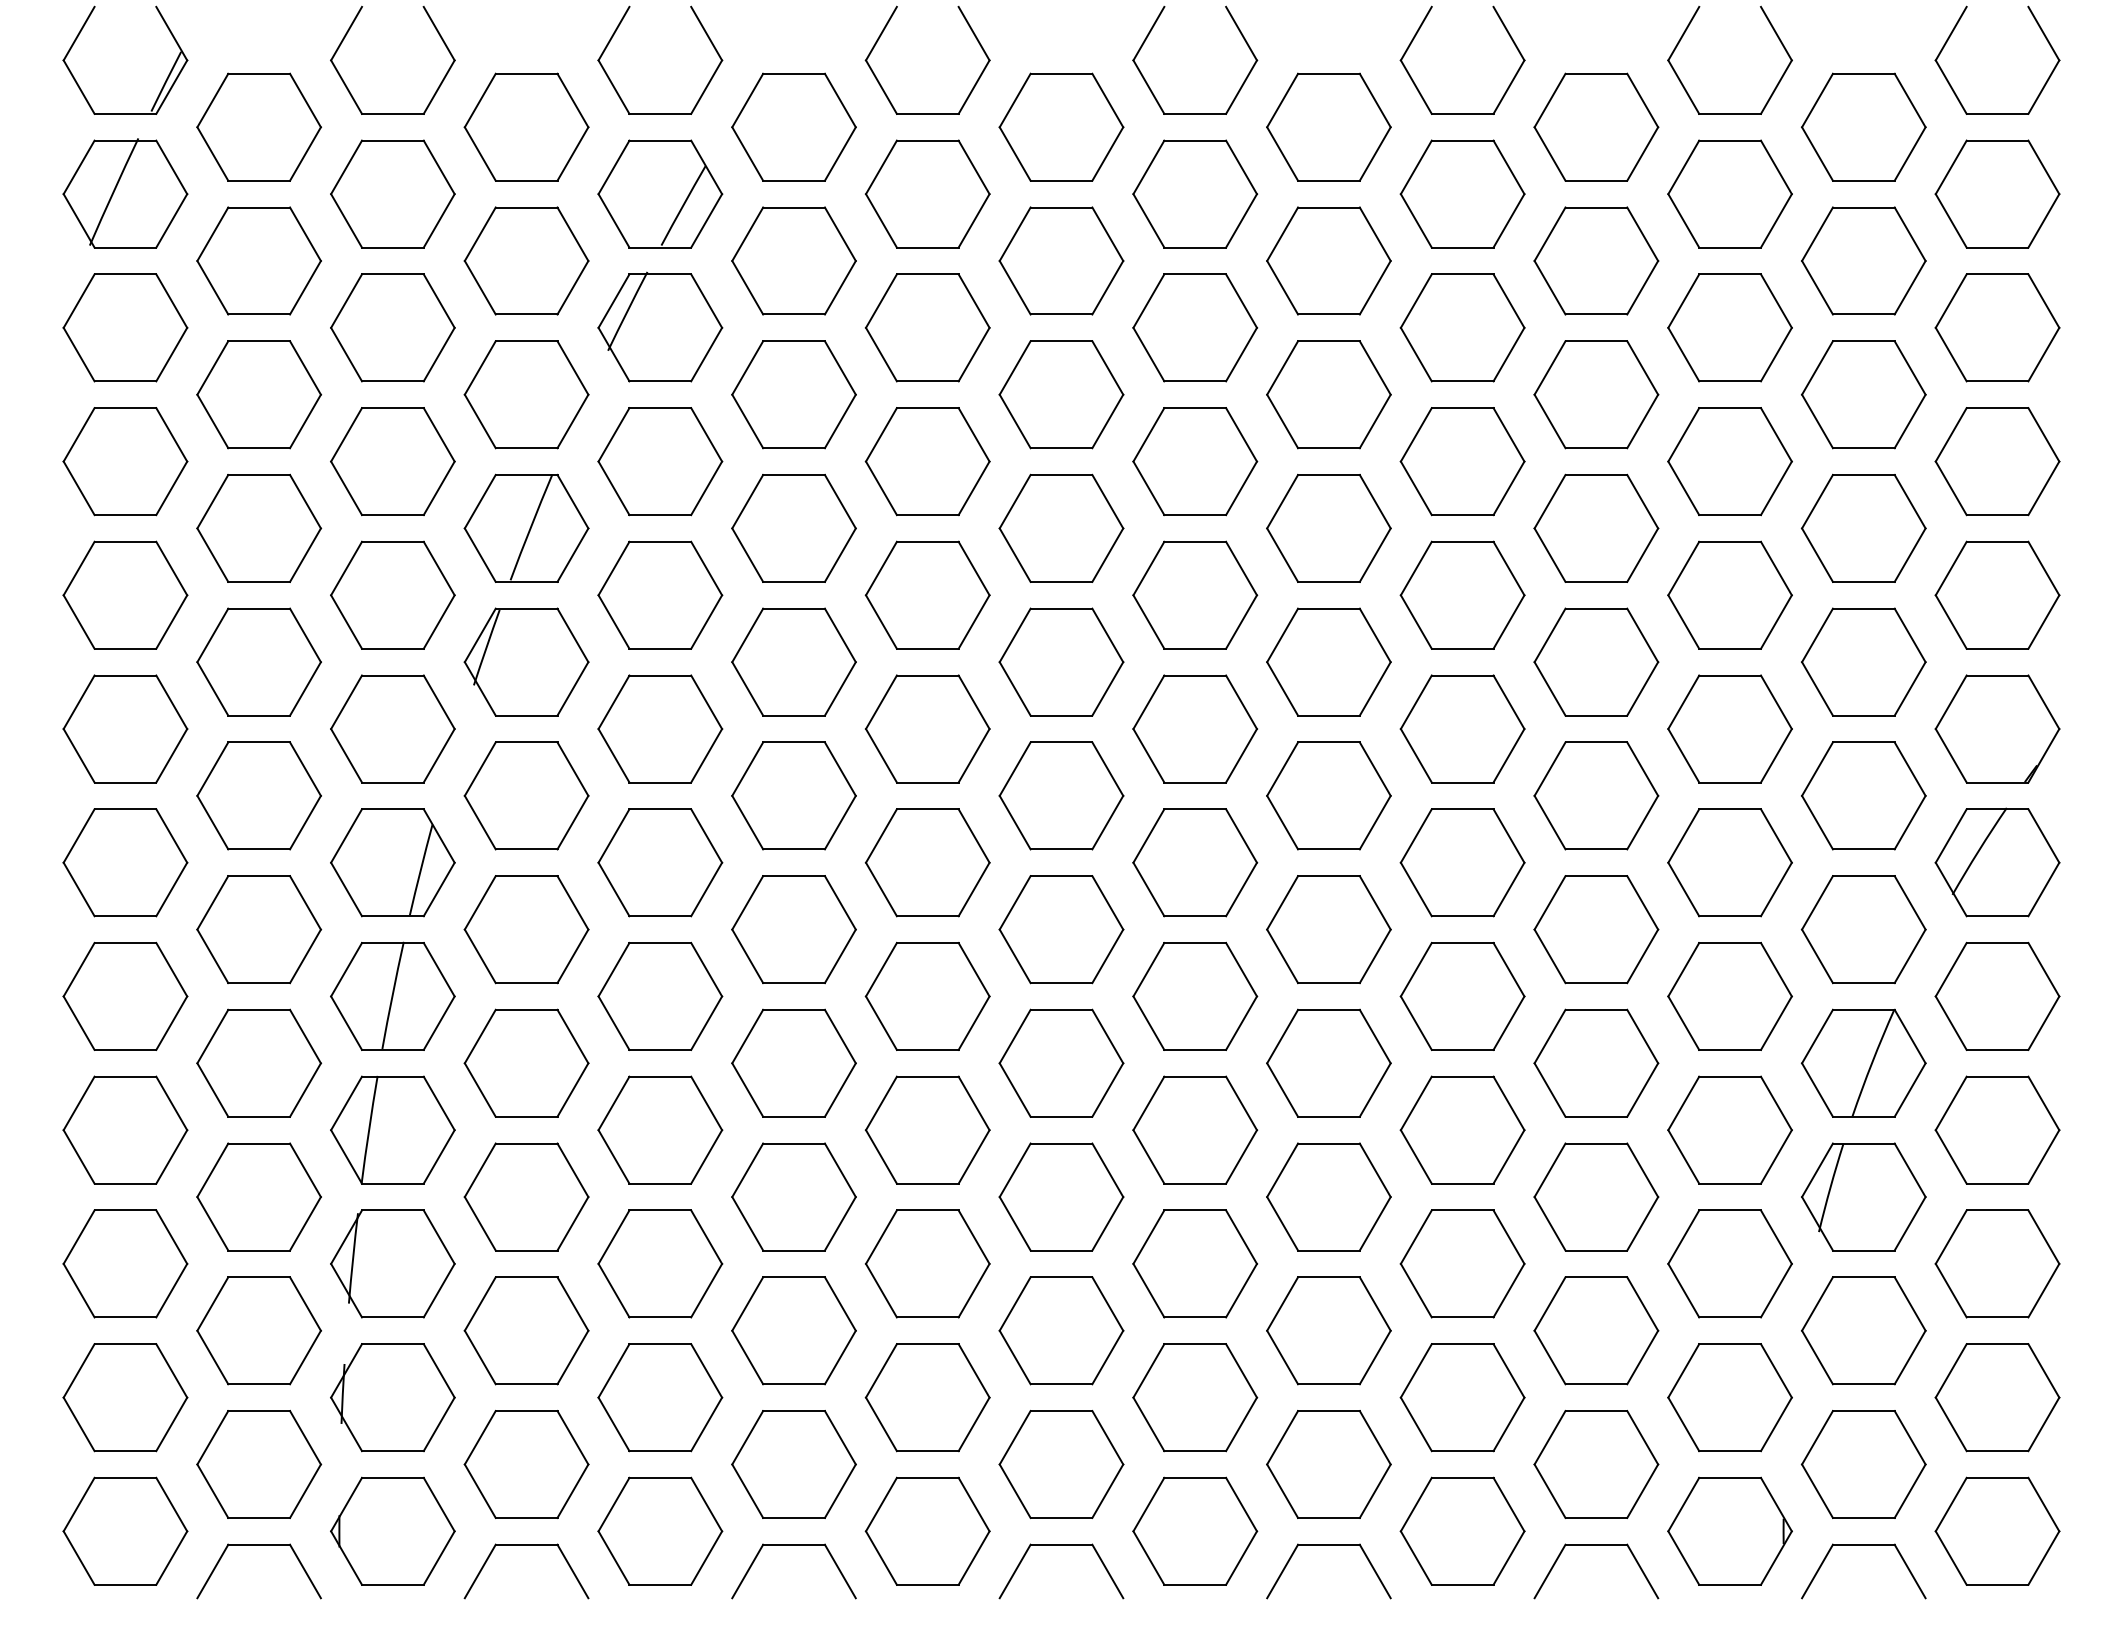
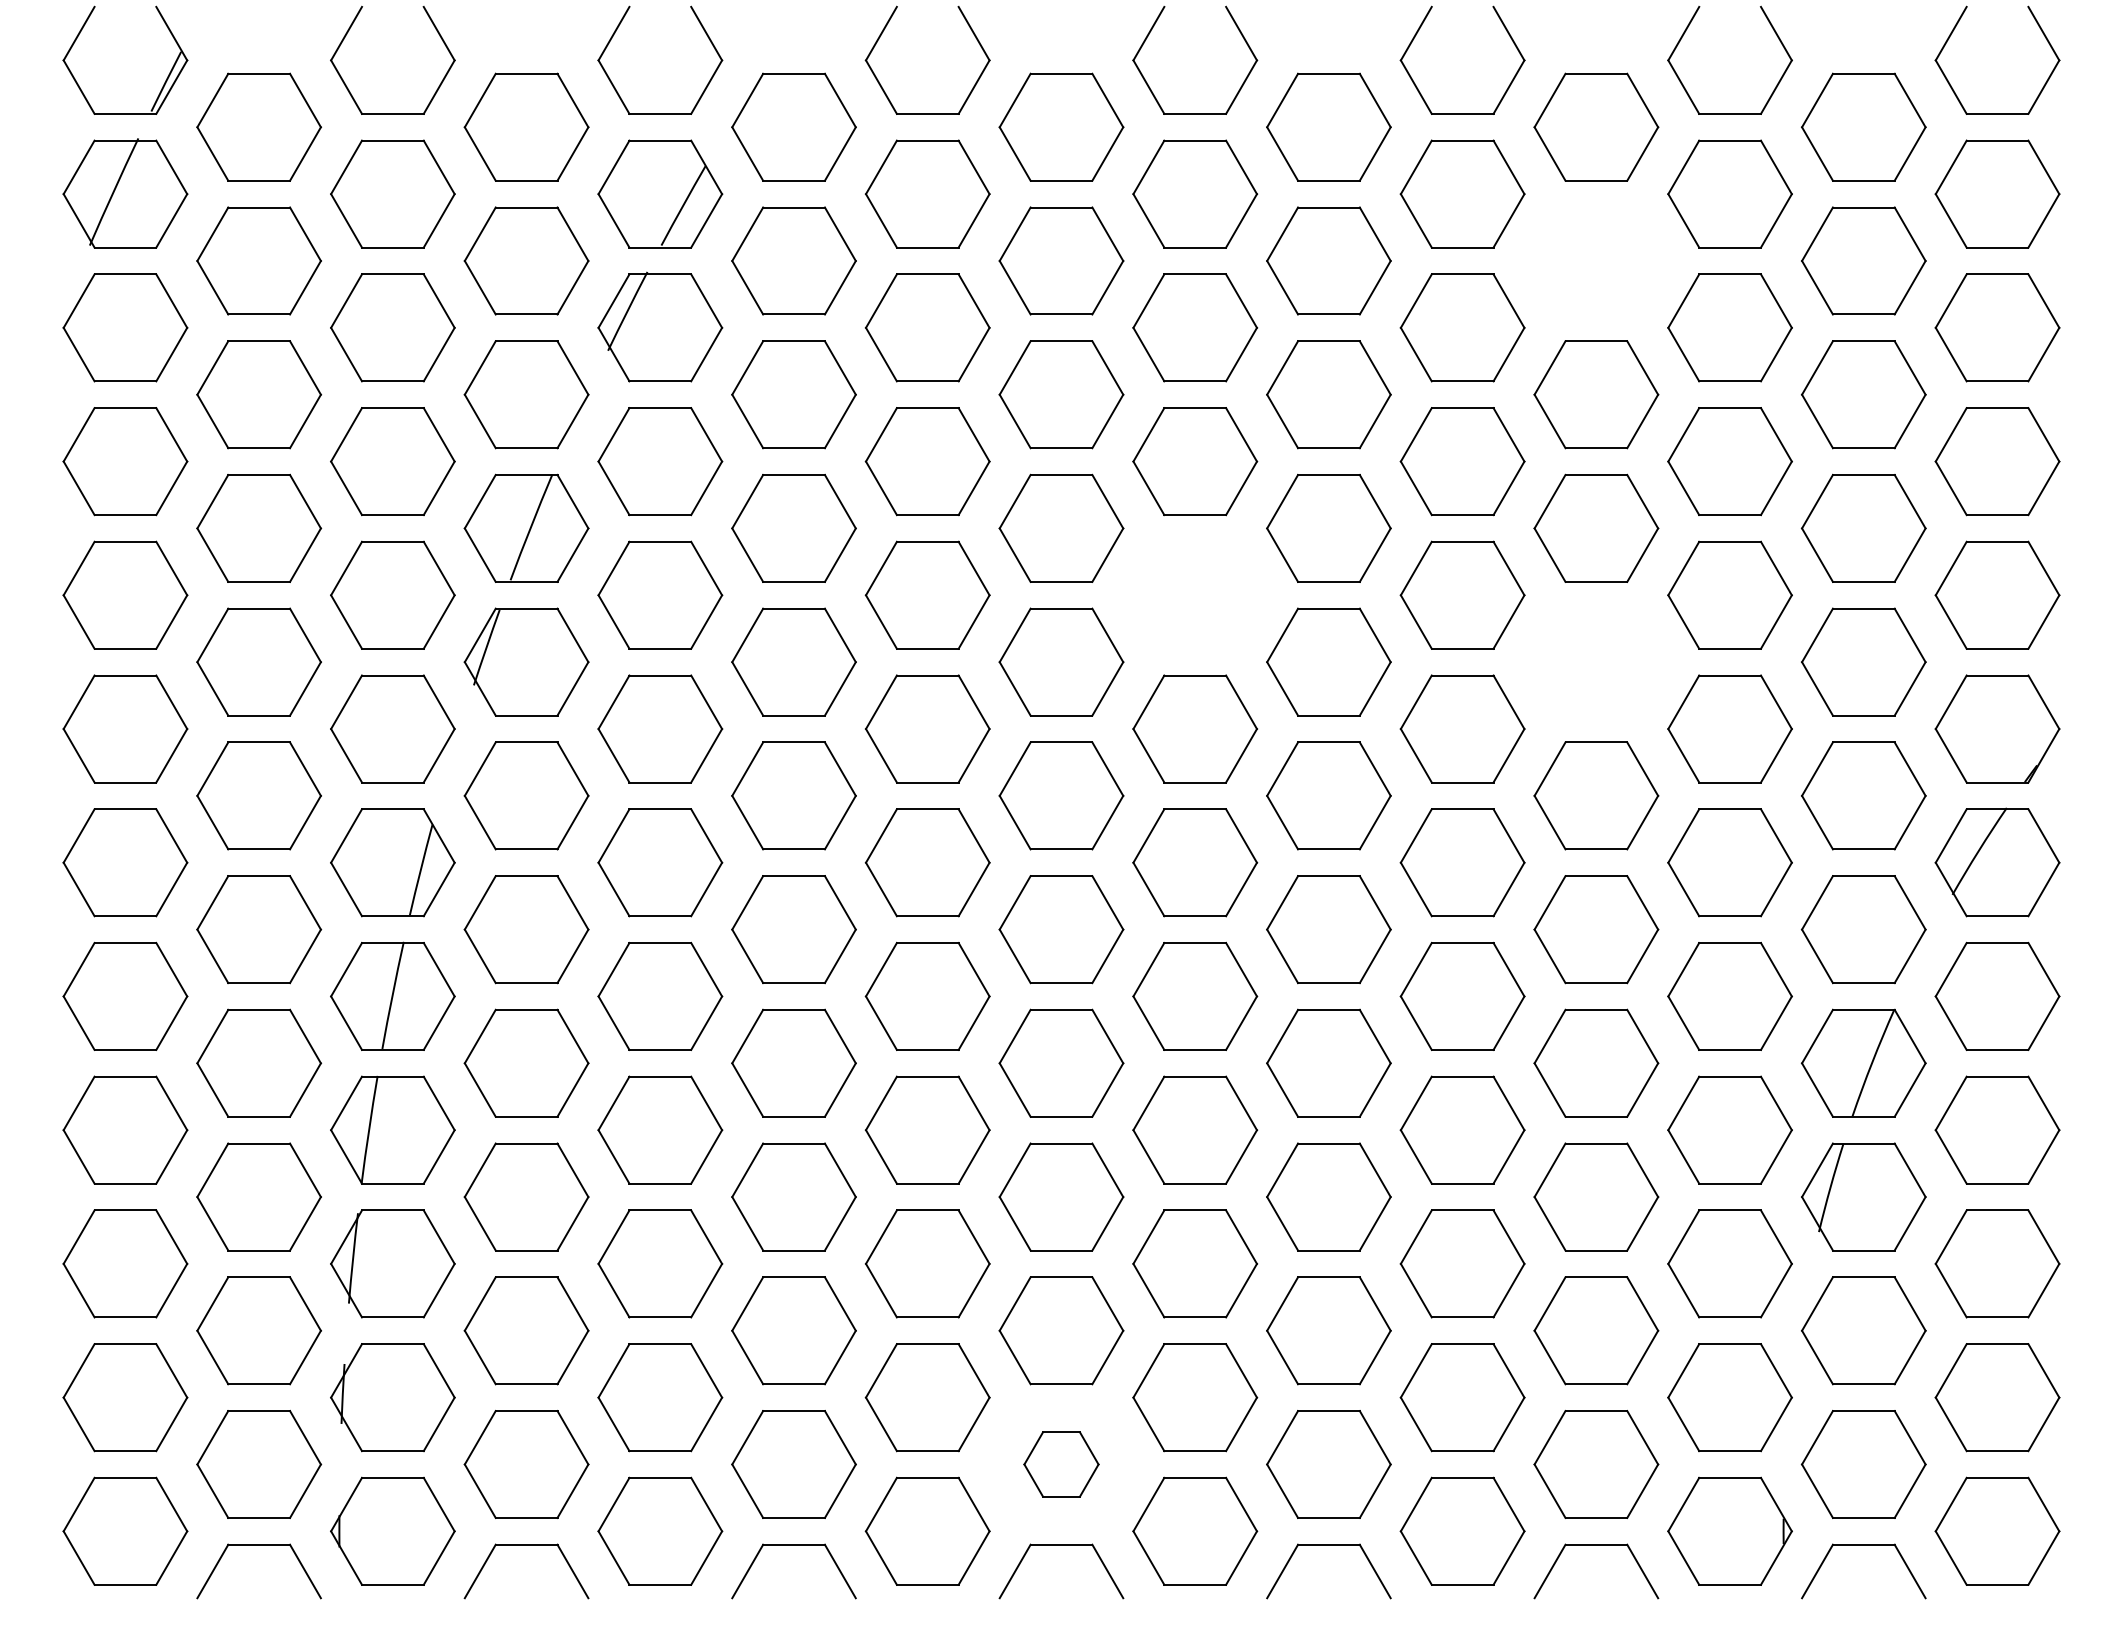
part: present -> none (1596, 260)
part: present -> none (1195, 594)
part: present -> none (1596, 661)
part size: 127x109 px -> 77x67 px (1061, 1464)
